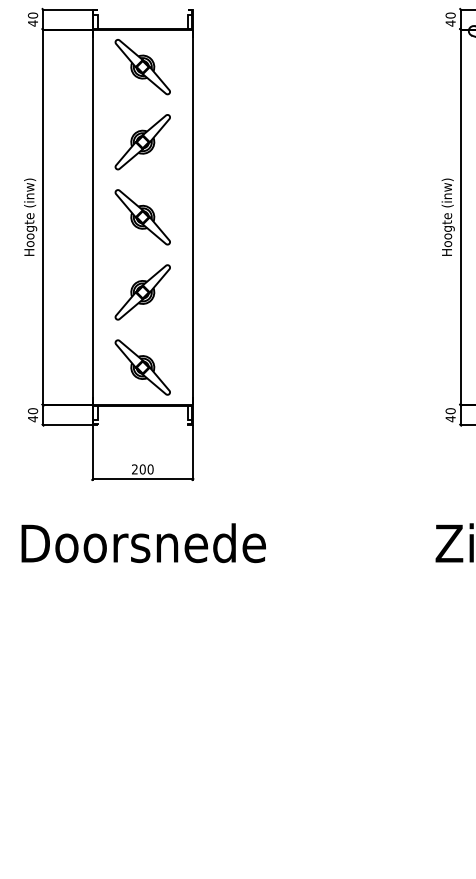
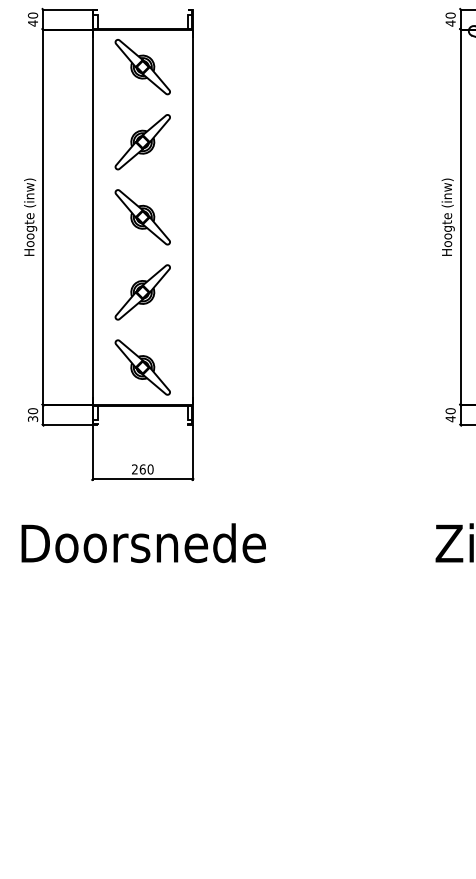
text: 40 -> 30 (32, 418)
text: 200 -> 260 (142, 469)
